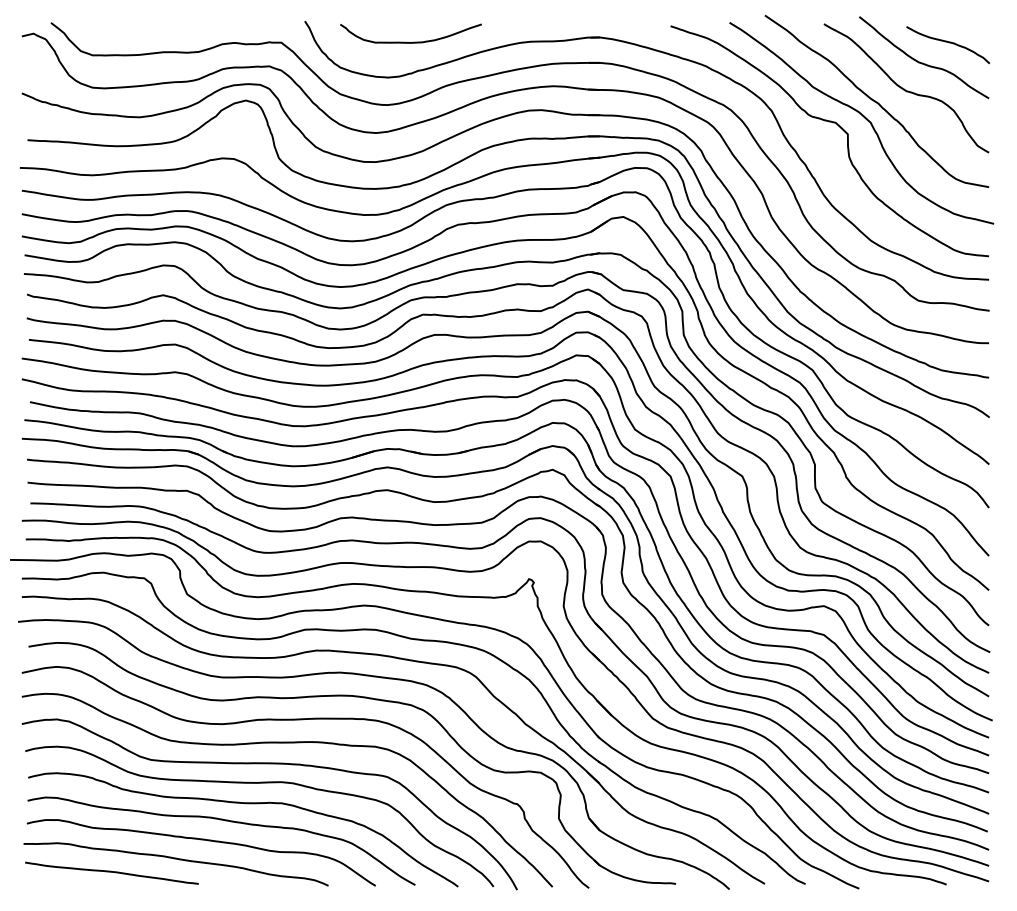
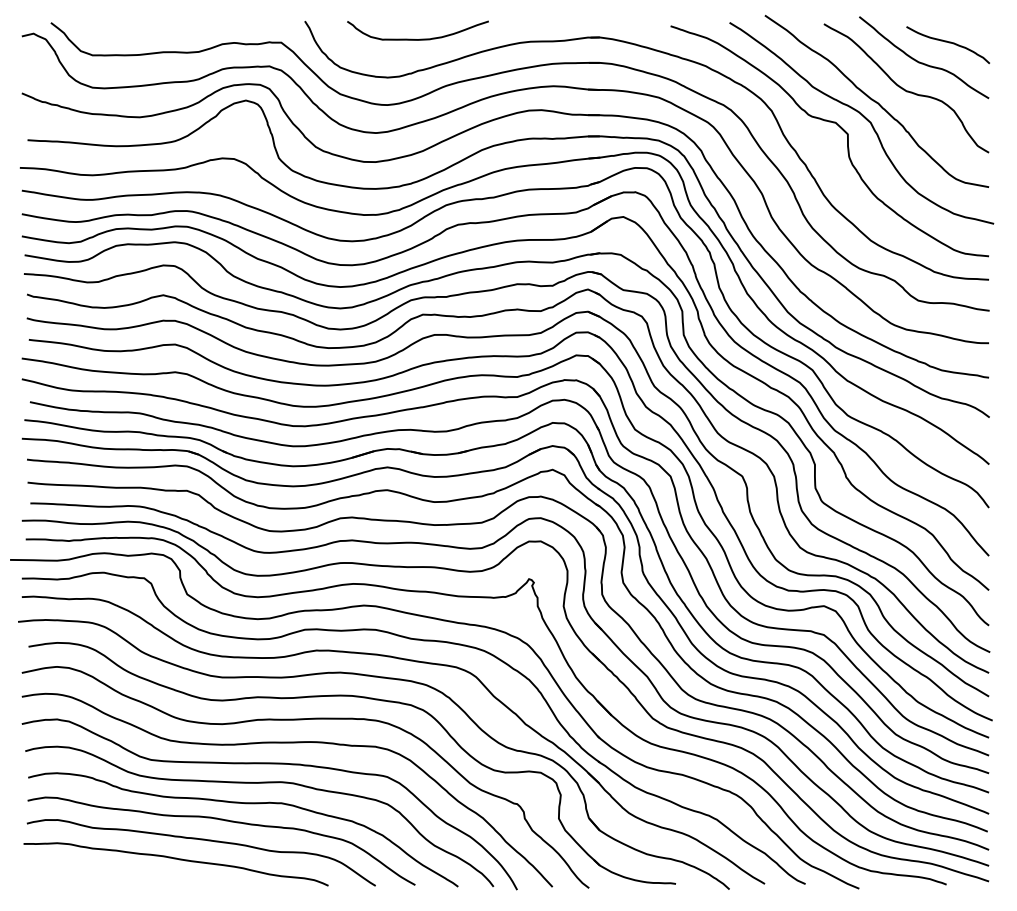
curve position: (413, 41) -> (420, 38) (420, 38)
curve: present -> none (111, 872)
